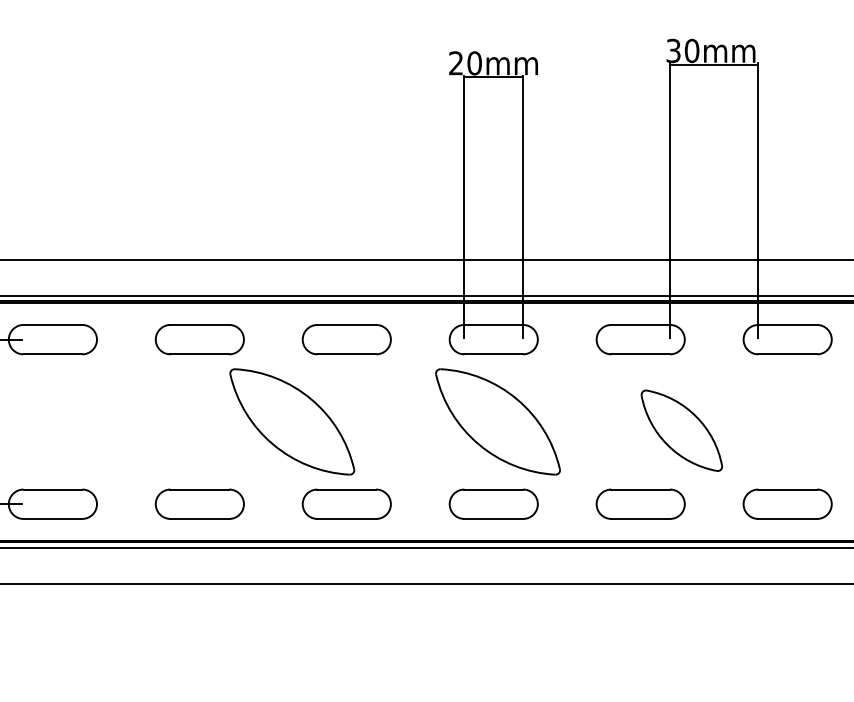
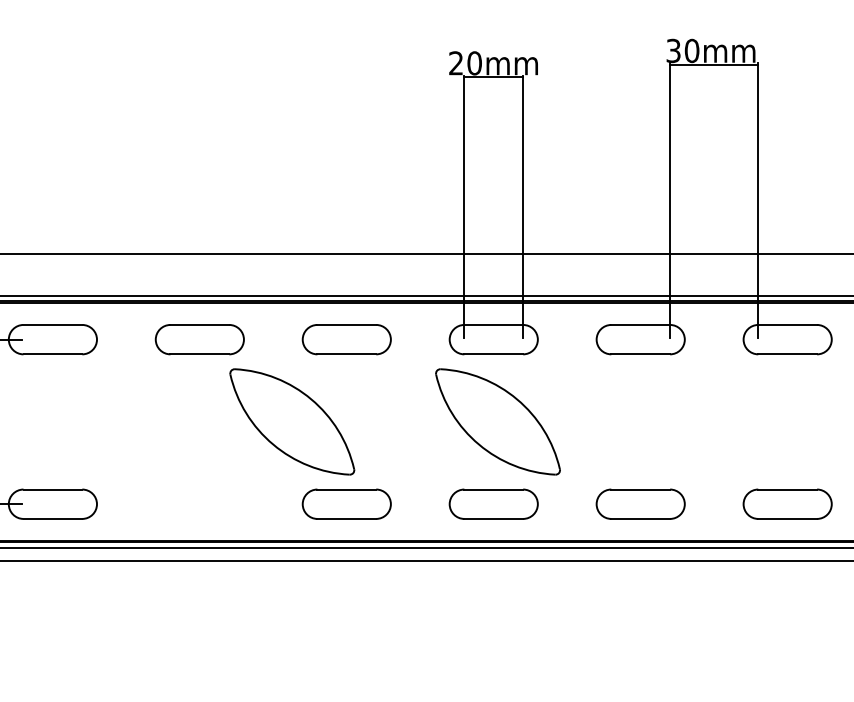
line position: (426, 260) -> (426, 254) (426, 254)
part: present -> none (681, 430)
part: present -> none (199, 503)
line position: (426, 583) -> (426, 560) (426, 560)
